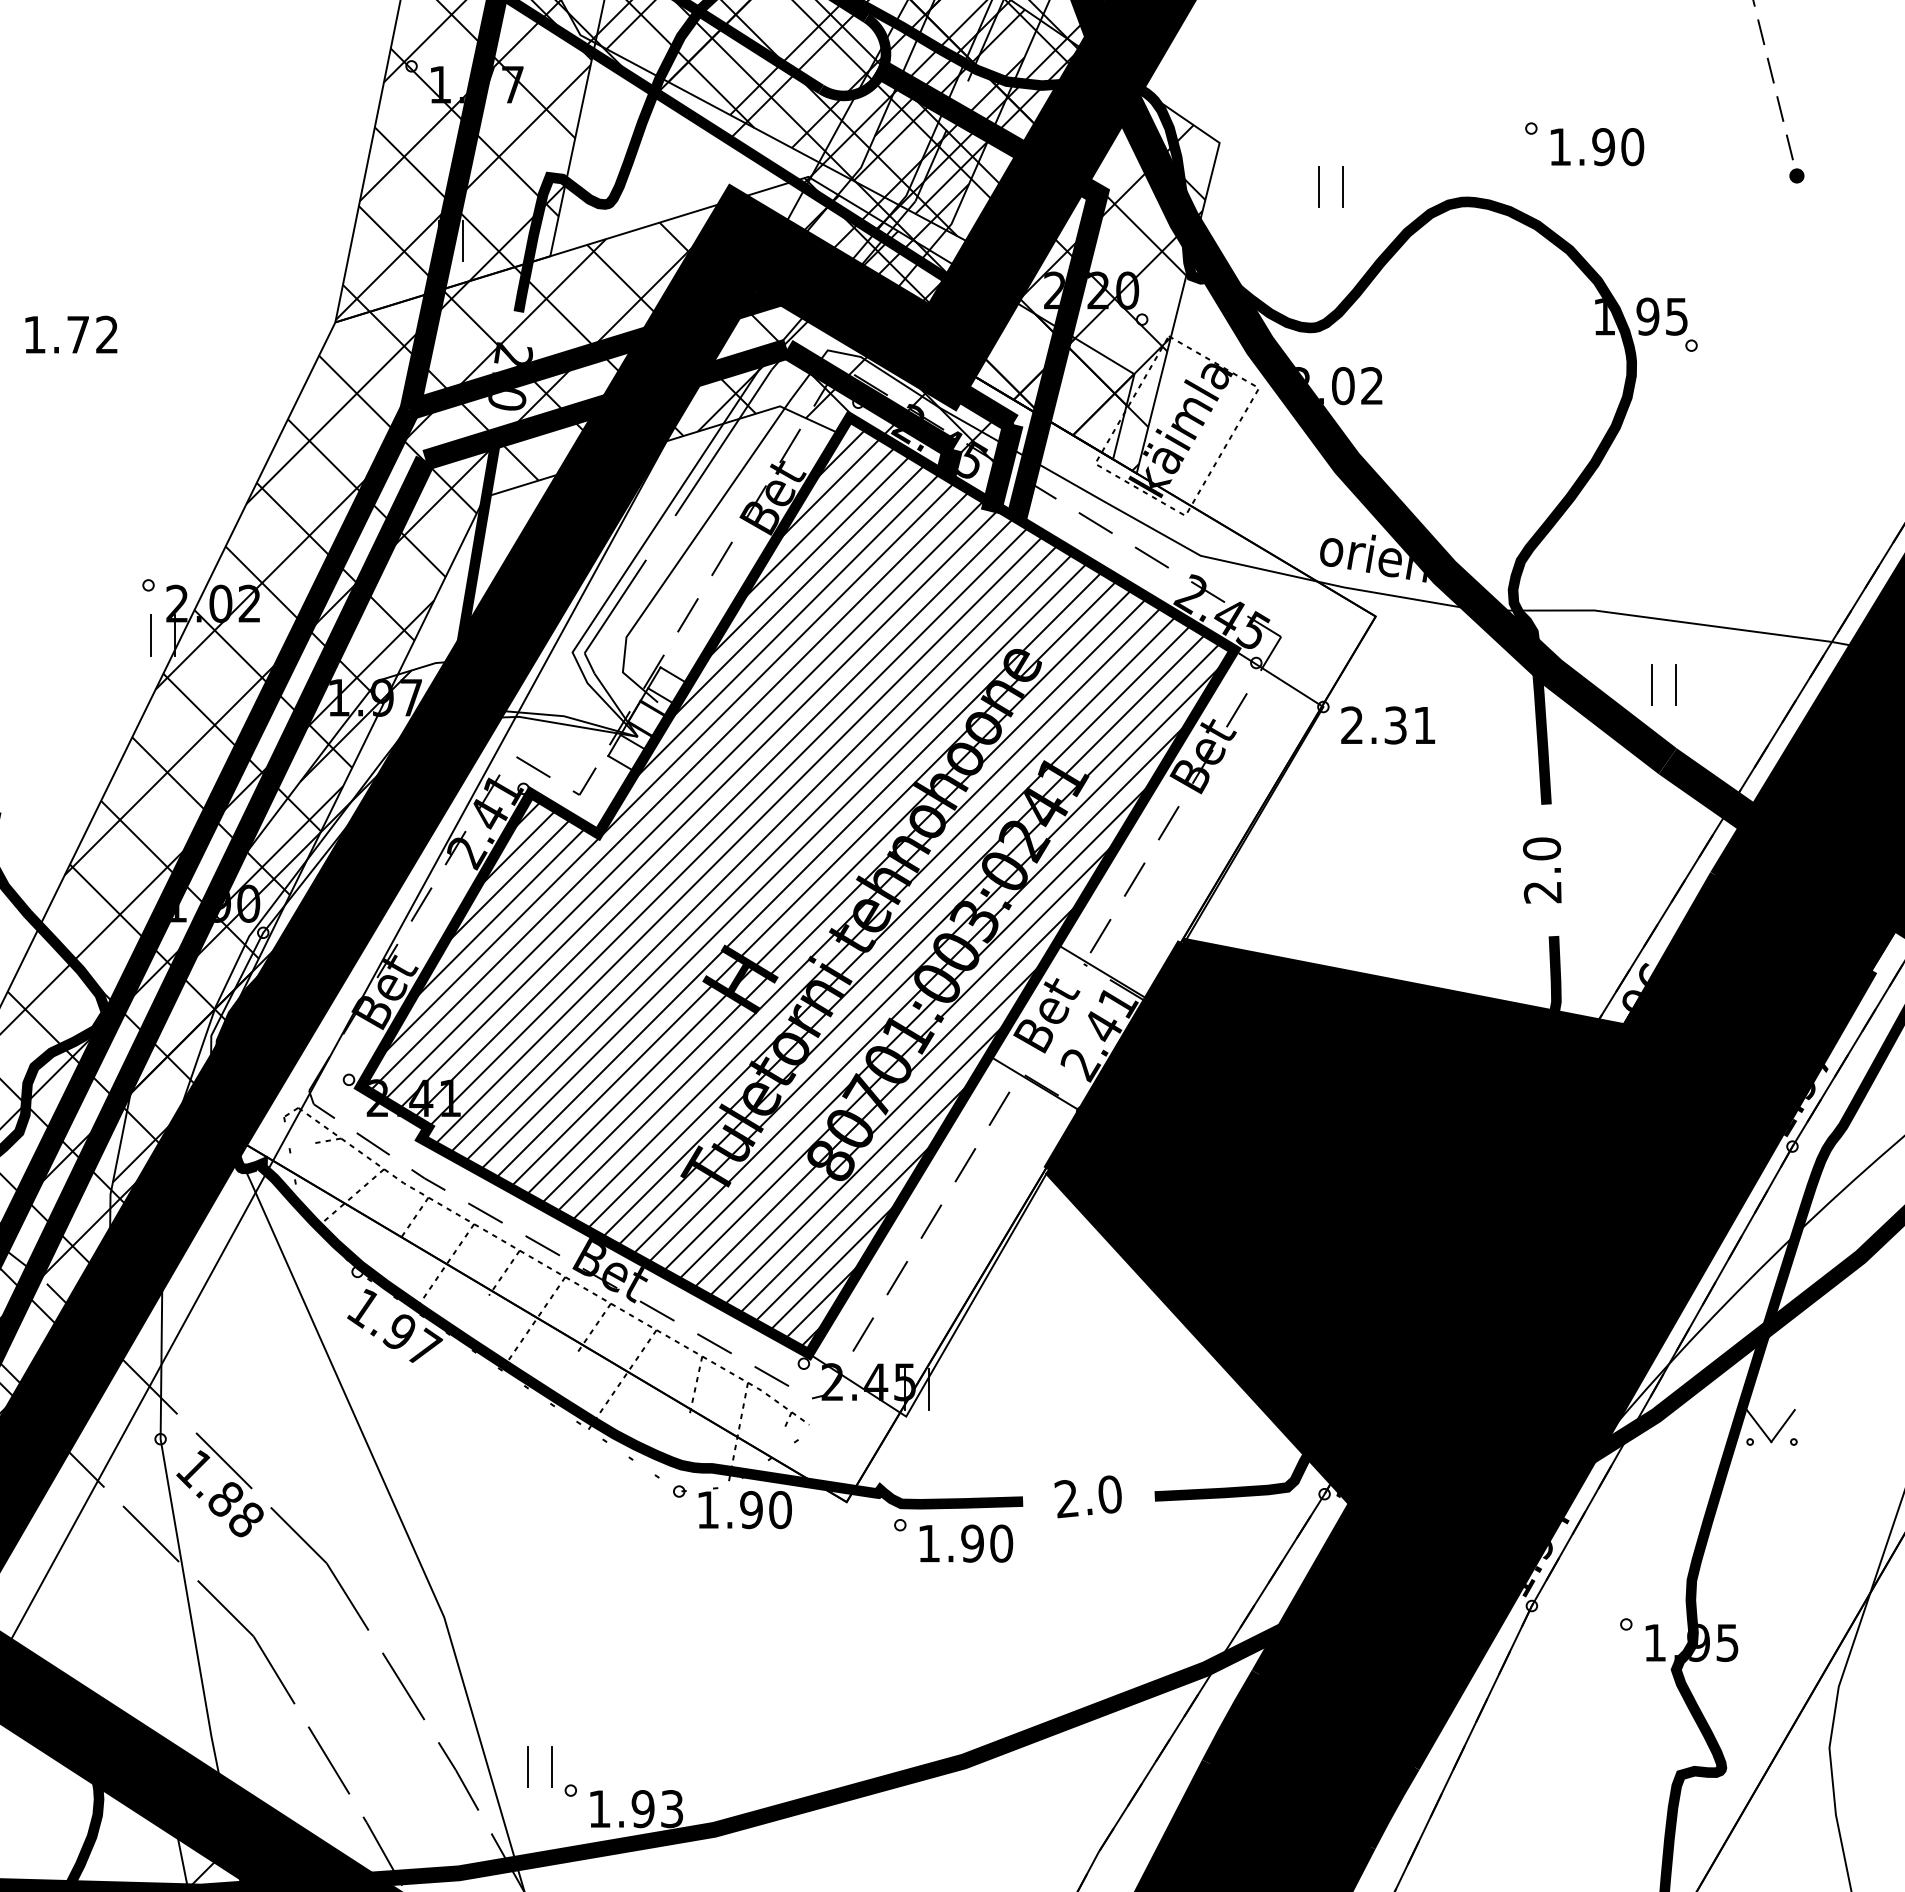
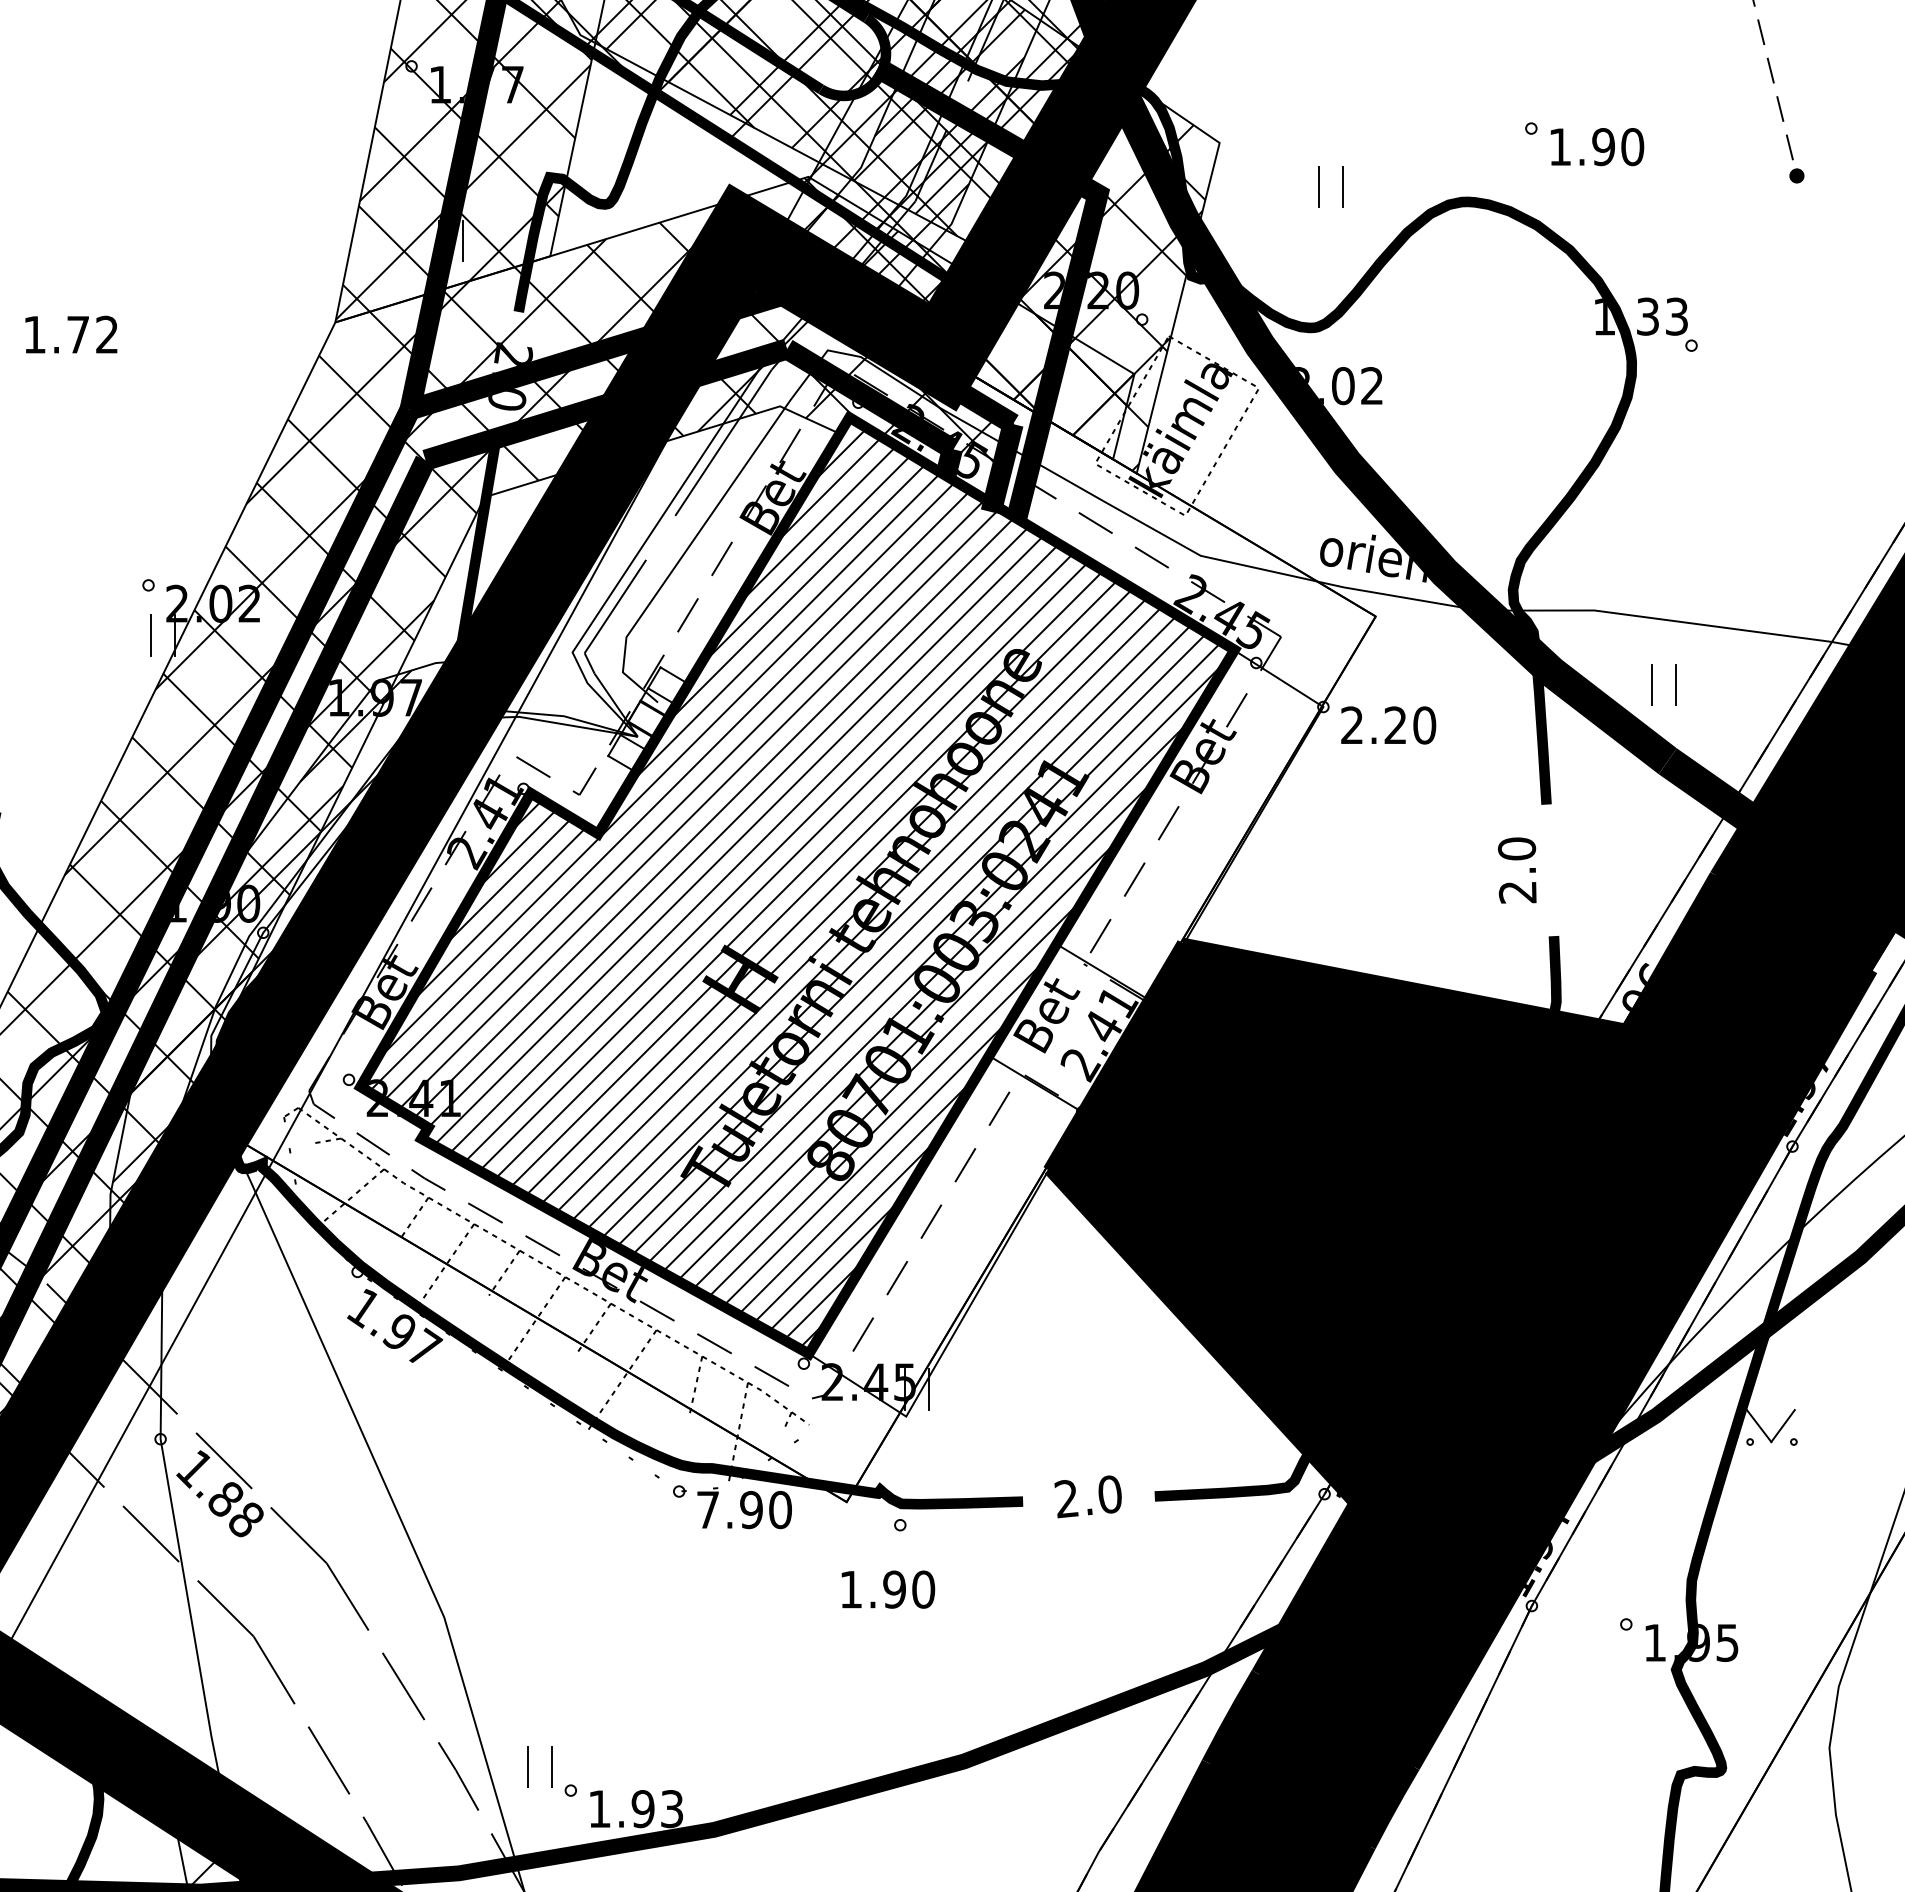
text: 1.95 -> 1.33 (1661, 316)
text: 2.31 -> 2.20 (1410, 725)
text position: (1542, 870) -> (1517, 870) (1517, 870)
text: 1.90 -> 7.90 (707, 1509)
text position: (966, 1543) -> (888, 1589) (888, 1589)
